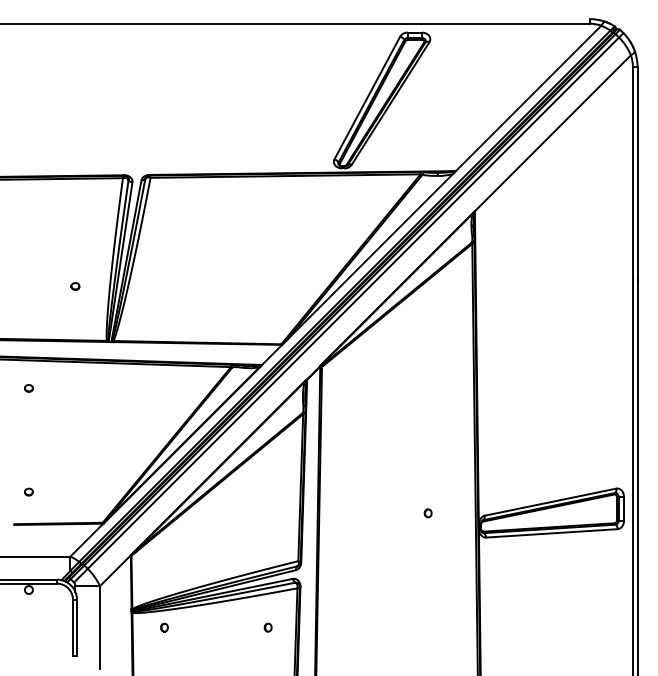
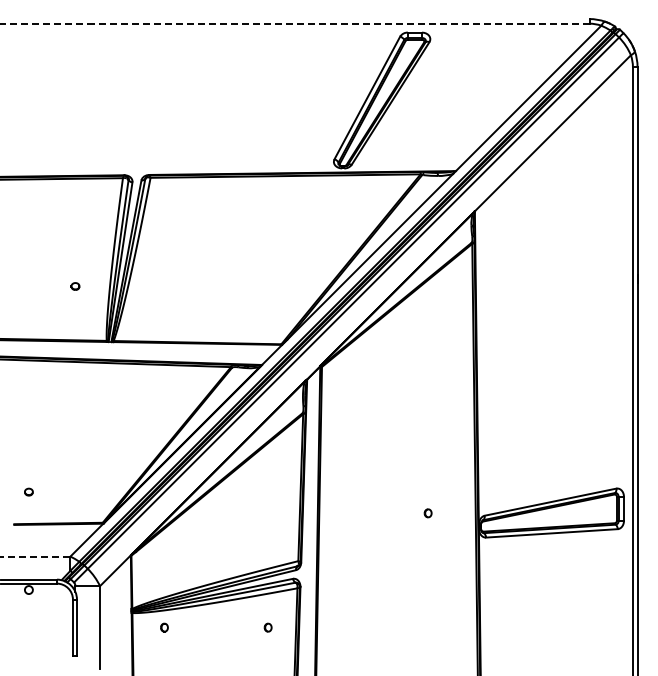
line: solid -> dashed (294, 23)
part: present -> none (28, 388)
line: solid -> dashed (34, 556)
